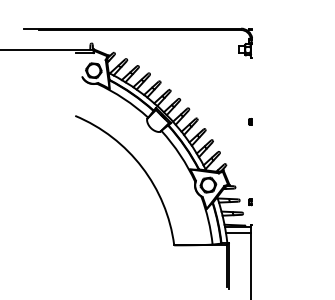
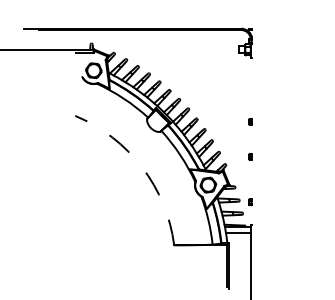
part: none -> present (250, 156)
arc: solid -> dashed (142, 167)
